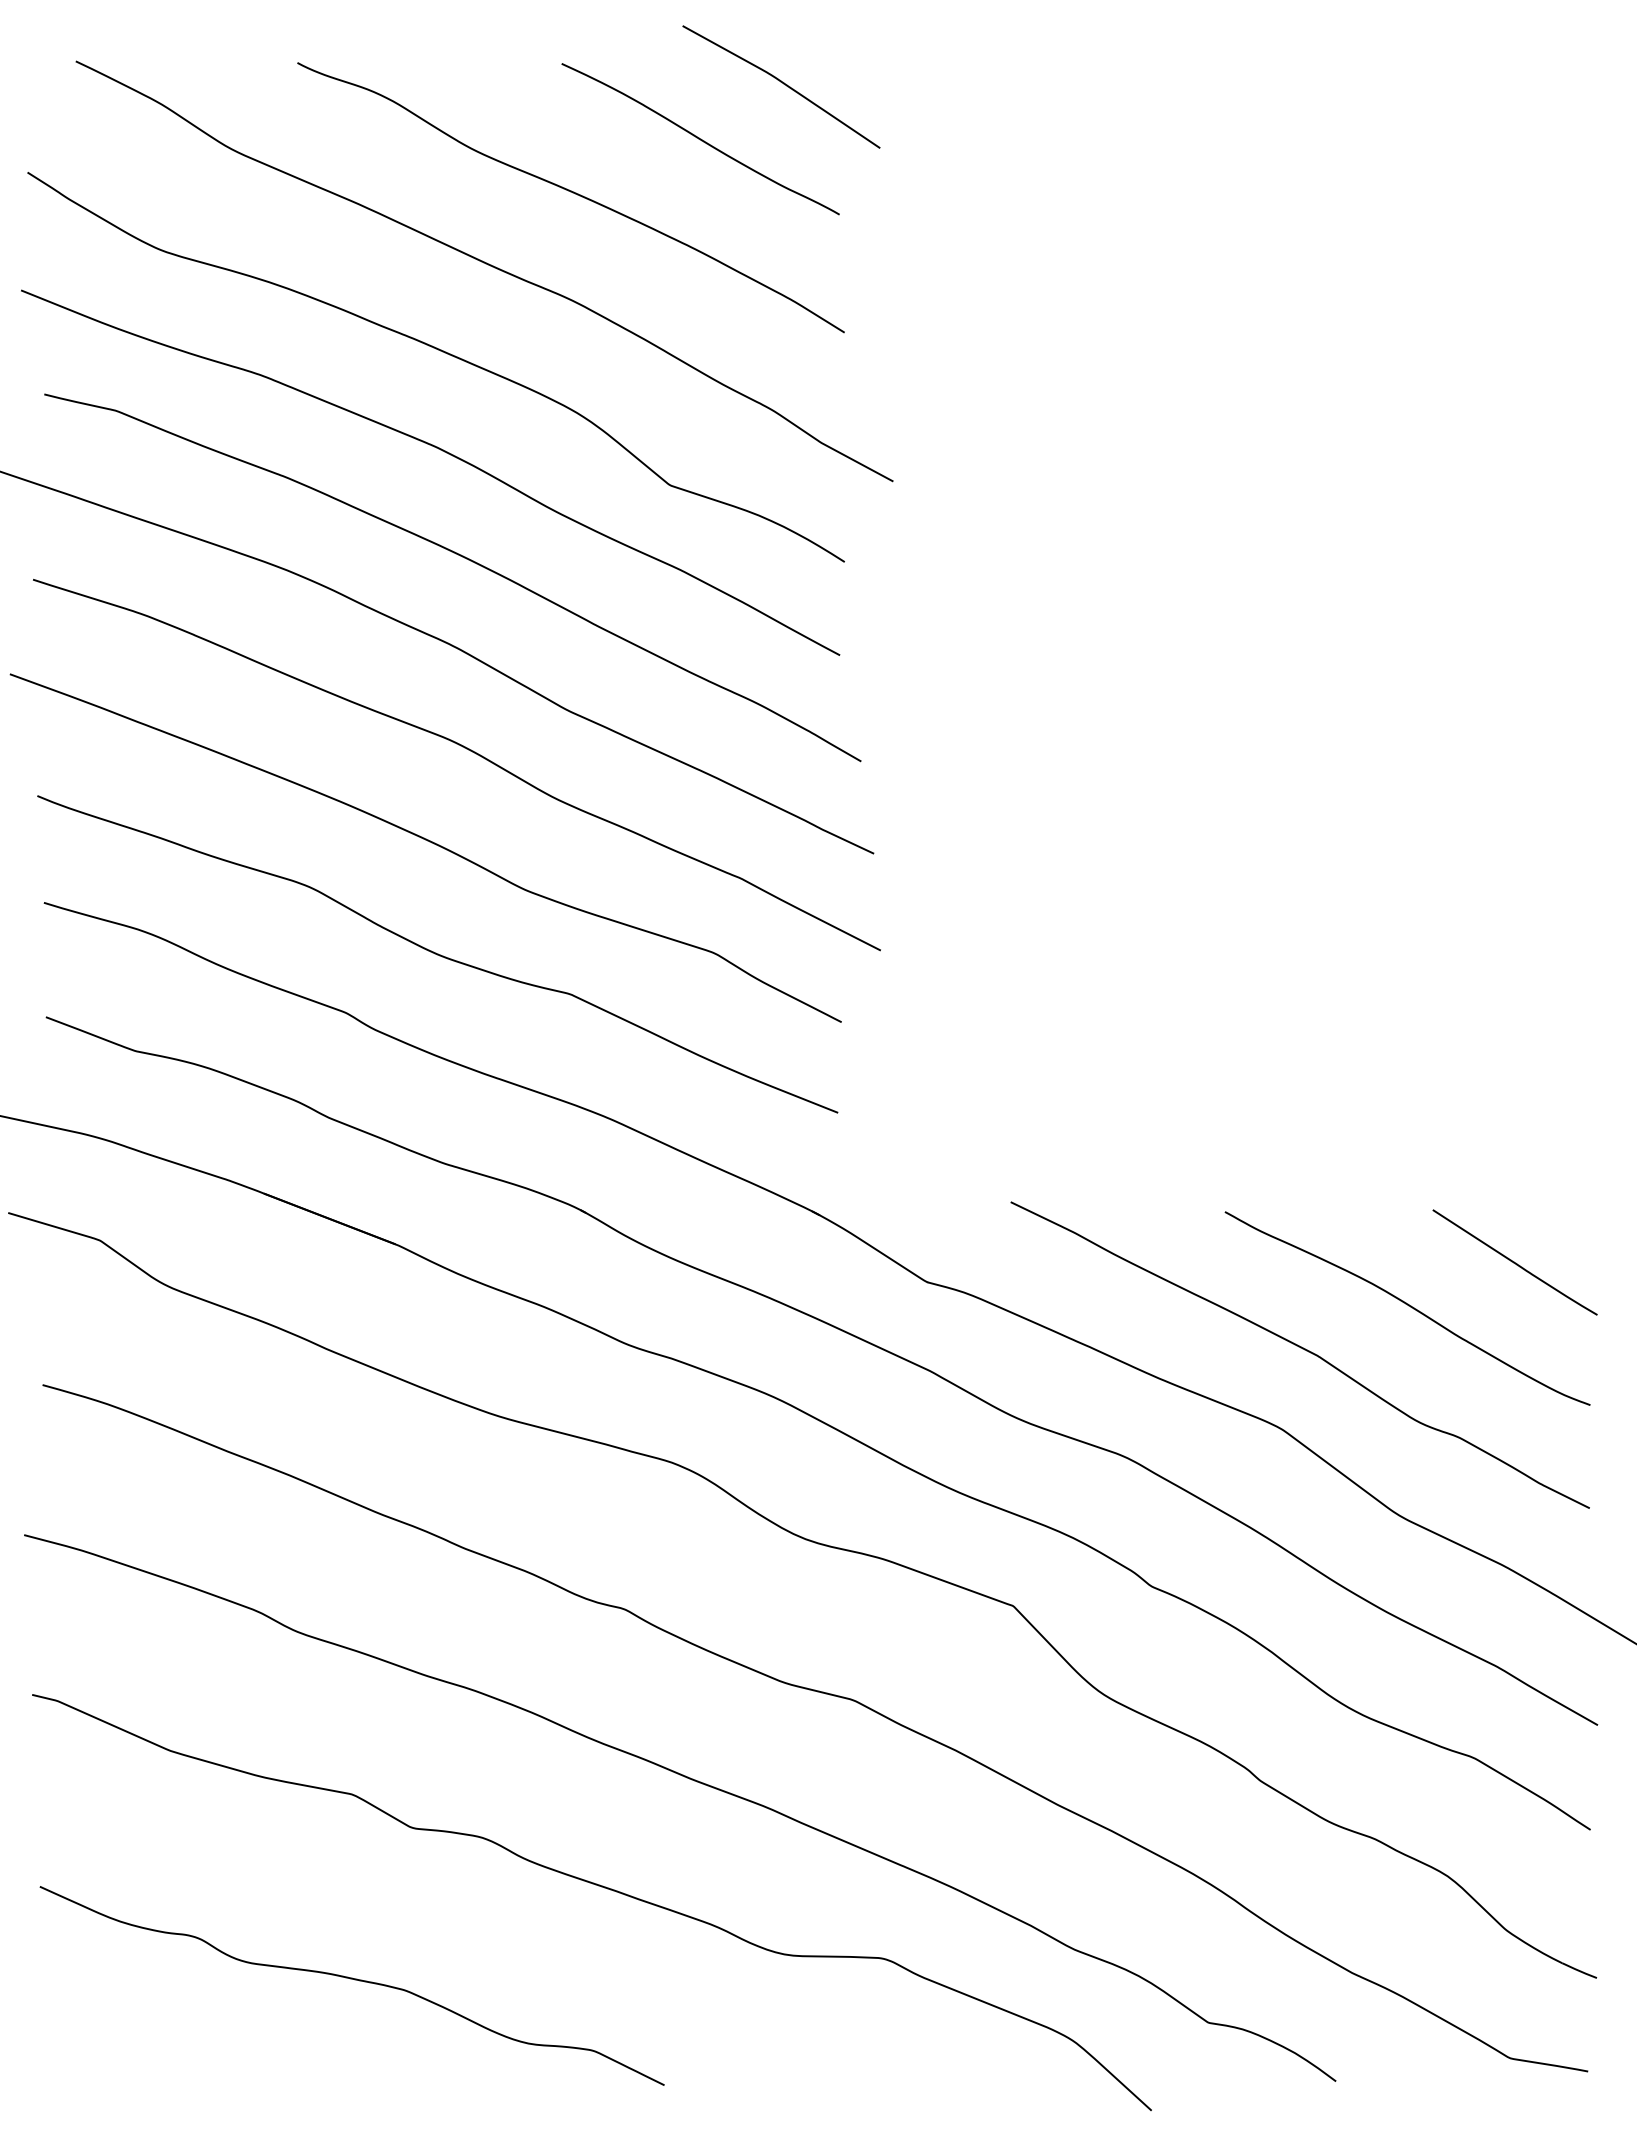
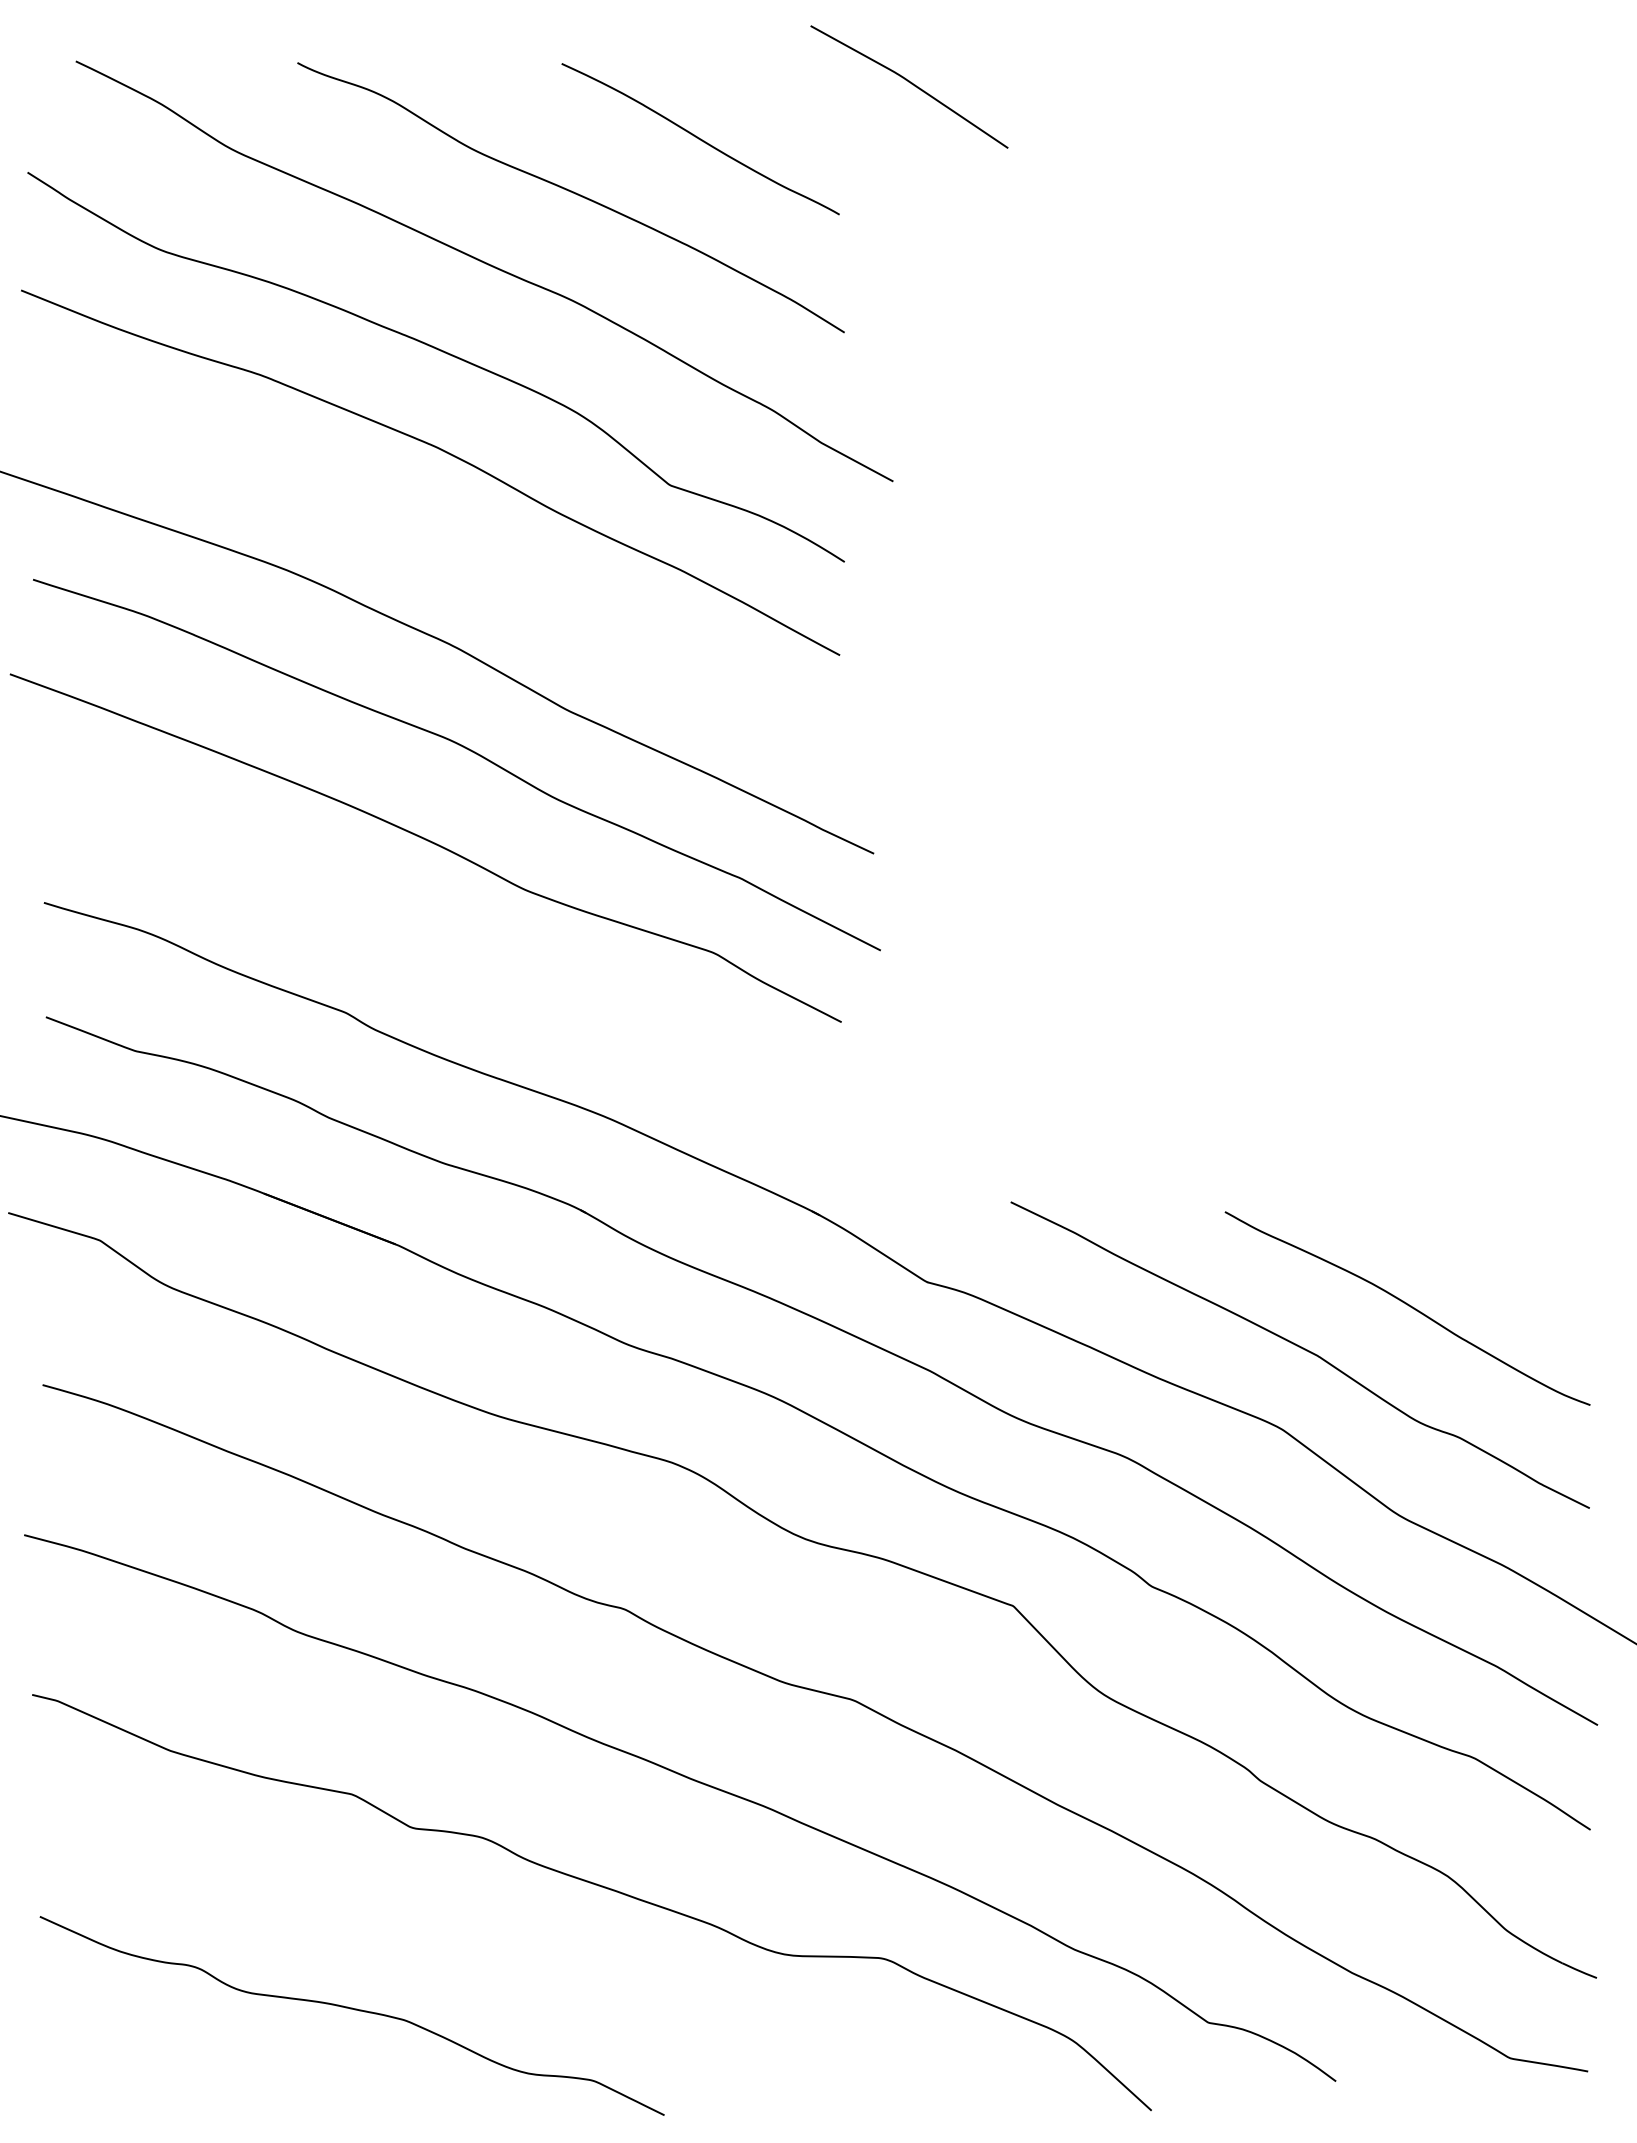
curve position: (783, 84) -> (911, 84) (911, 84)
curve: present -> none (462, 557)
curve: present -> none (437, 954)
curve: present -> none (1514, 1262)
curve position: (354, 1980) -> (354, 2010) (354, 2010)
